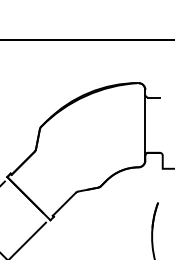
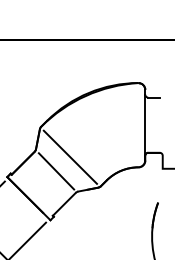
line: none -> present (70, 156)
line: none -> present (56, 171)
